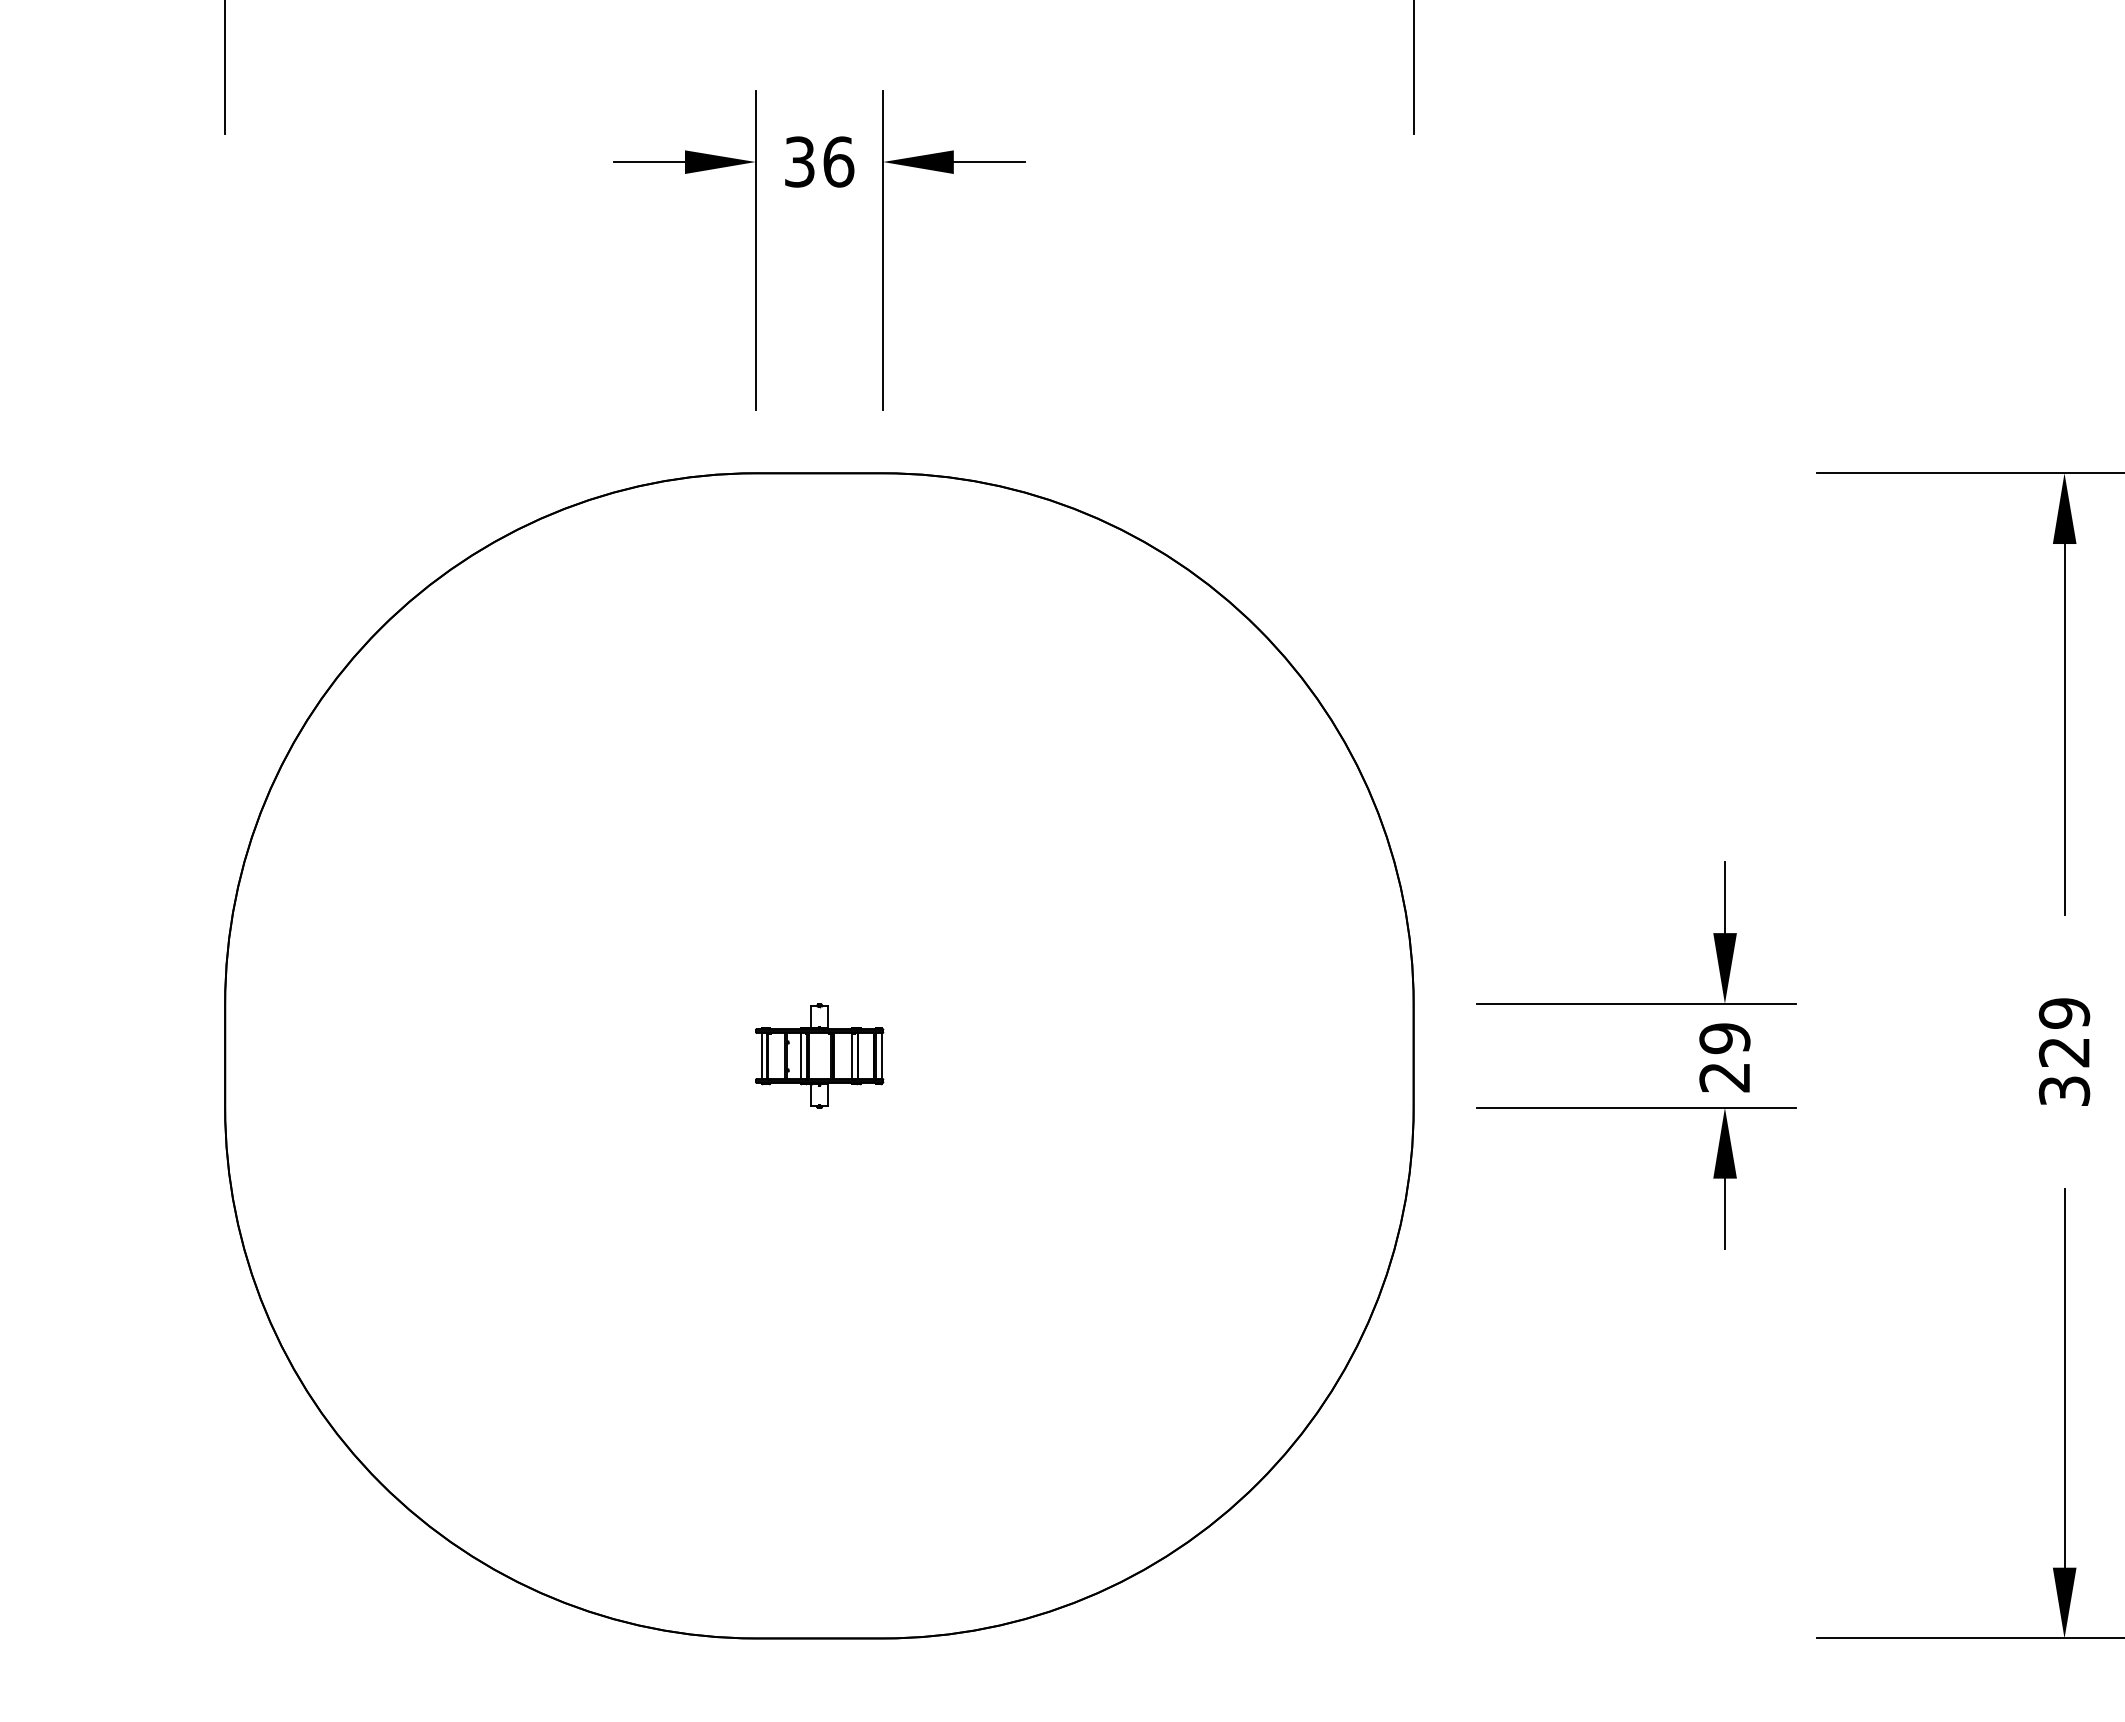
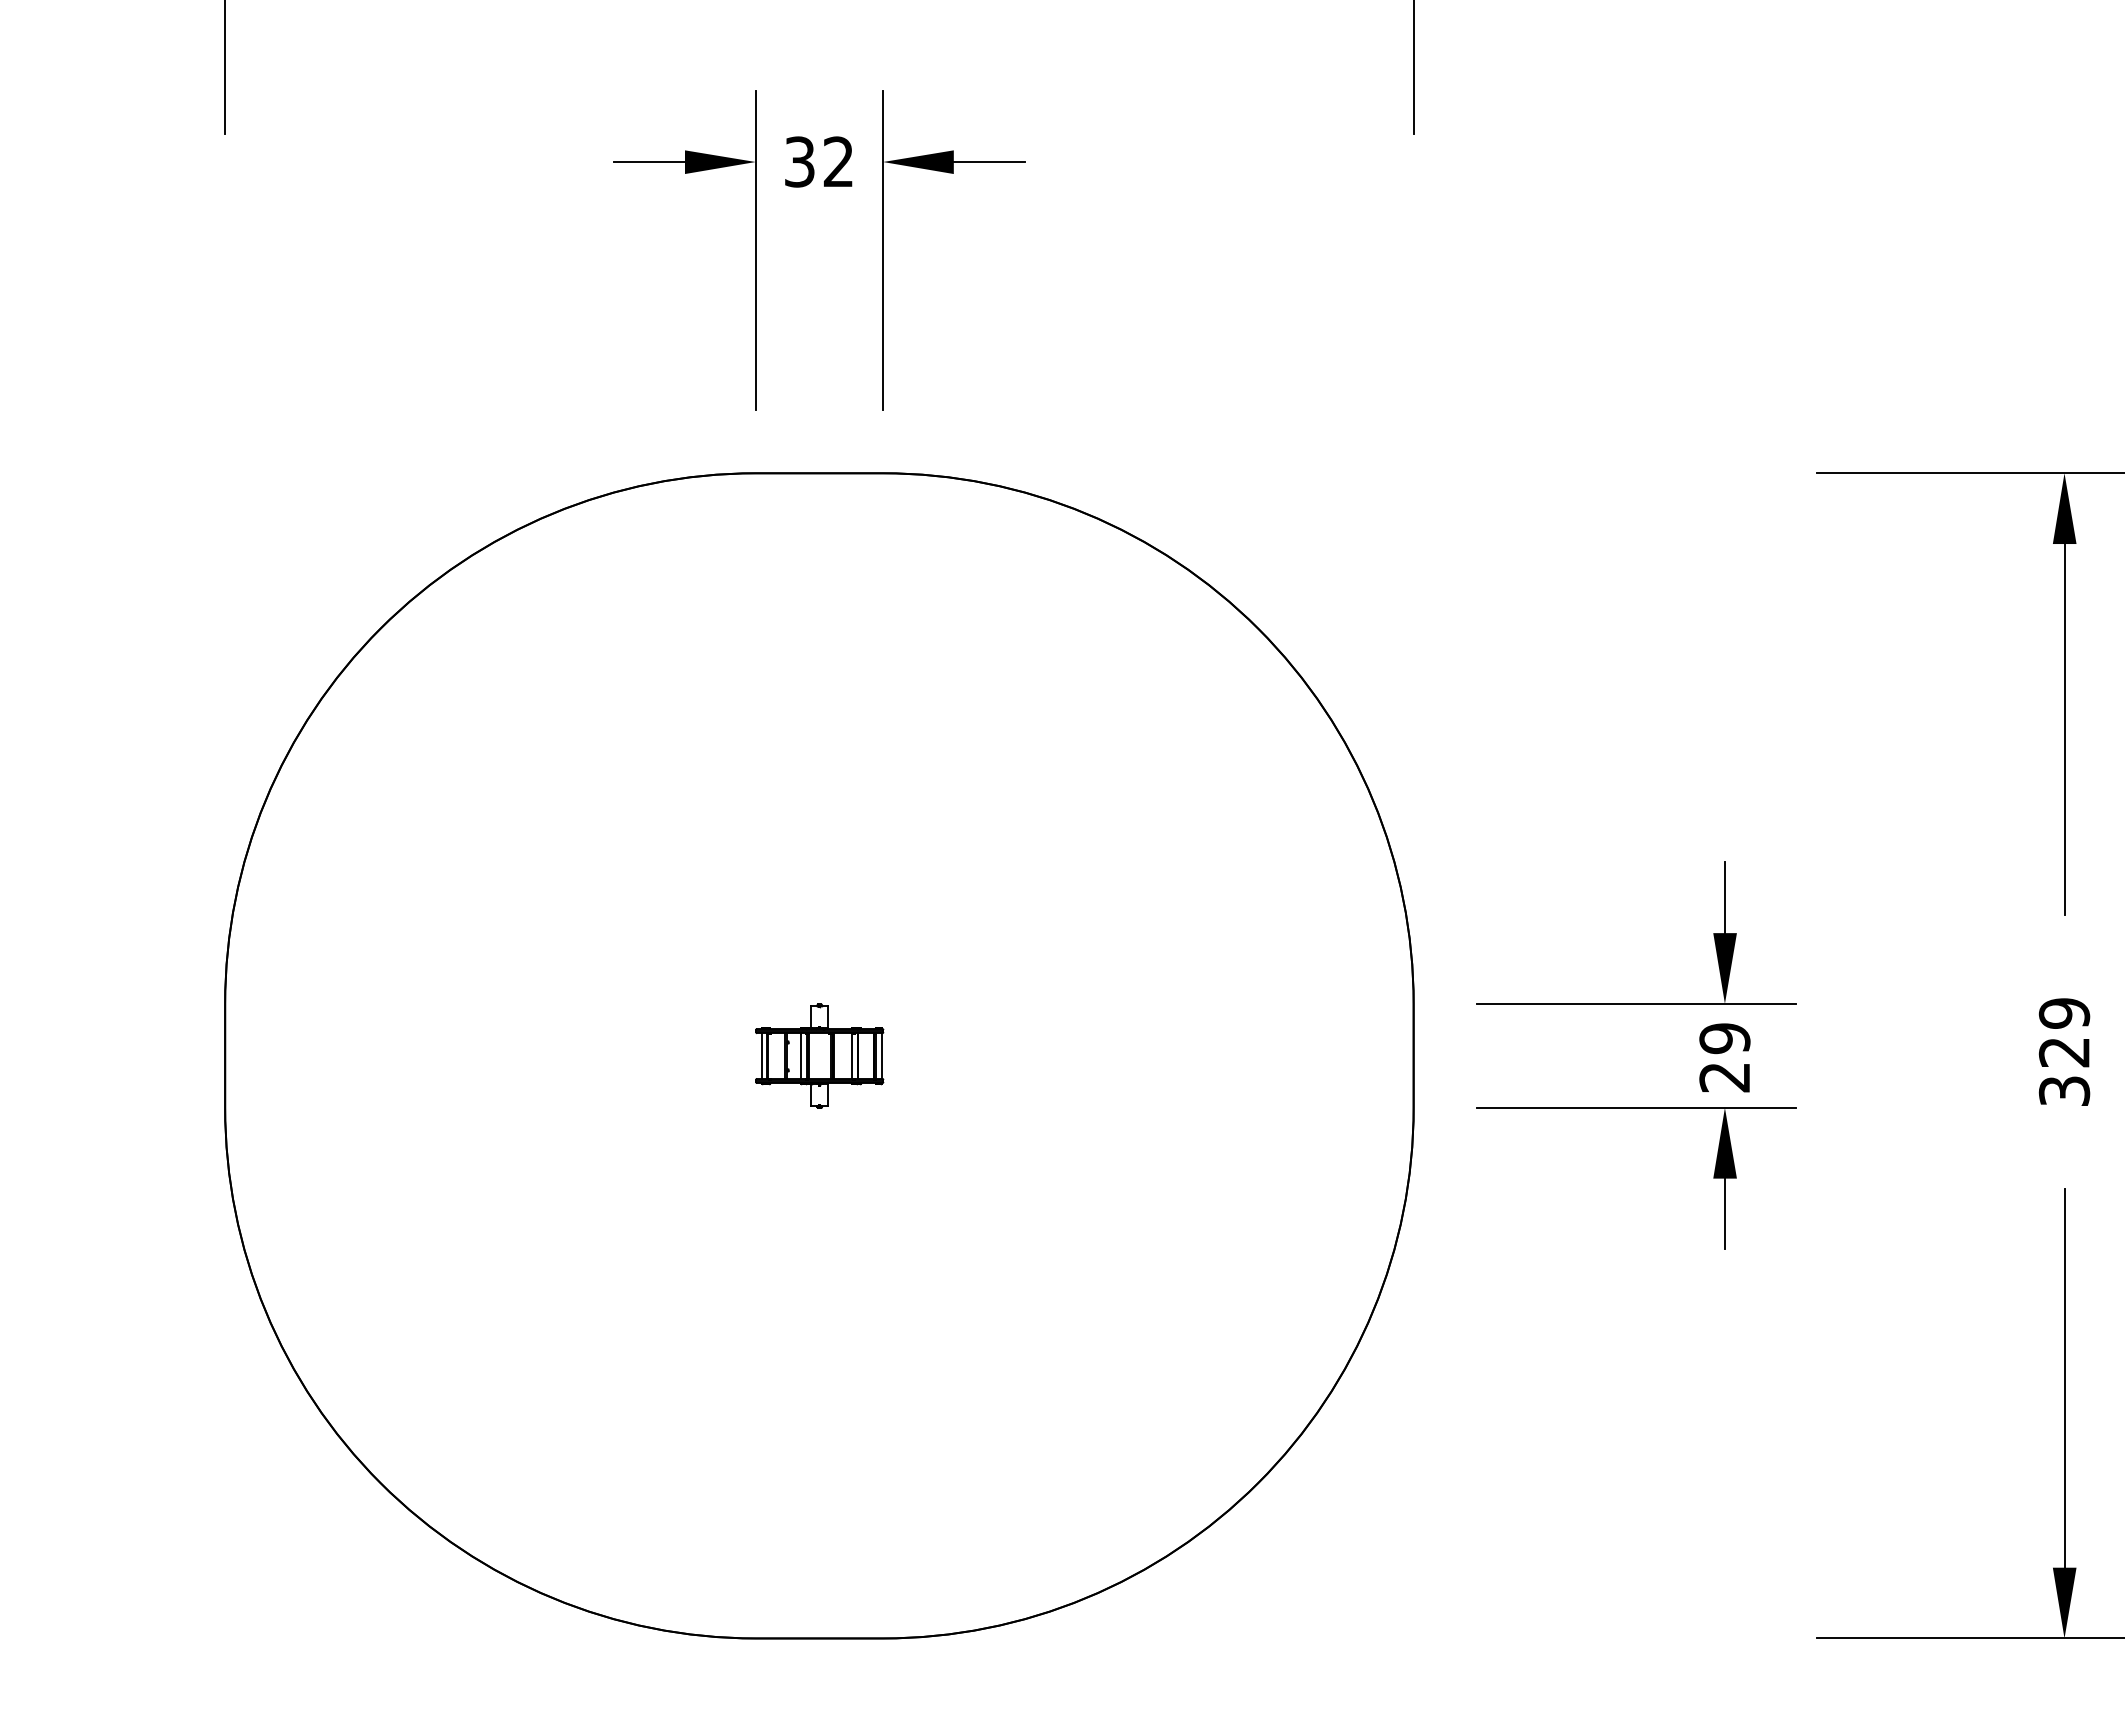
text: 36 -> 32 (838, 161)
